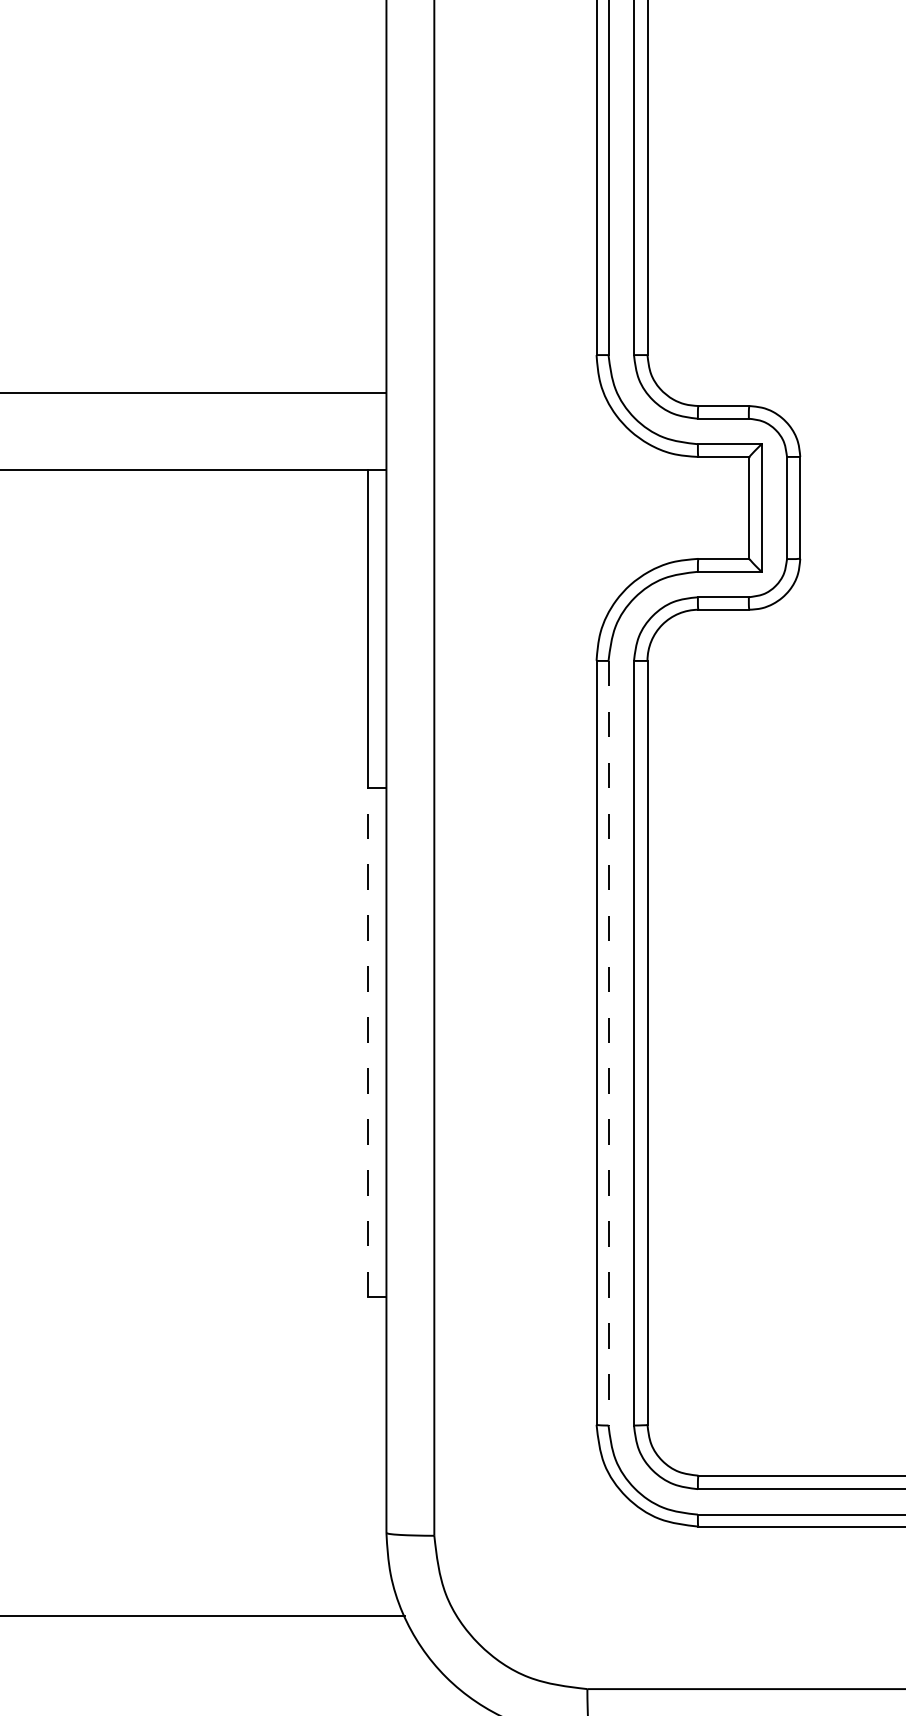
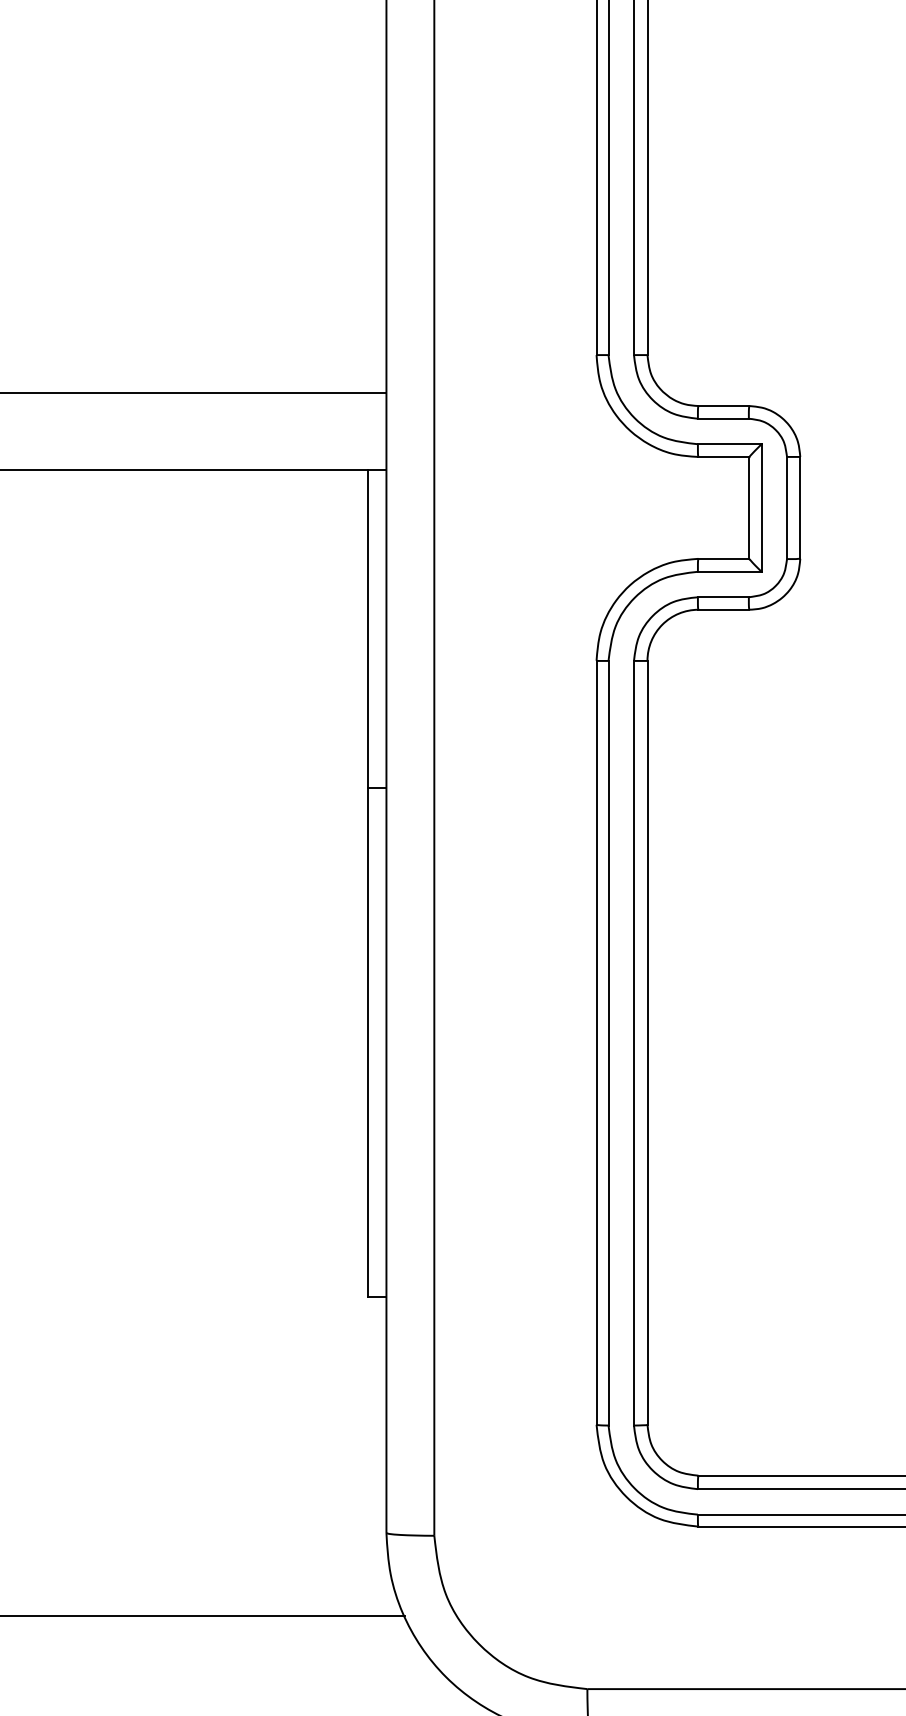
line: dashed -> solid (367, 1042)
line: dashed -> solid (608, 1043)
